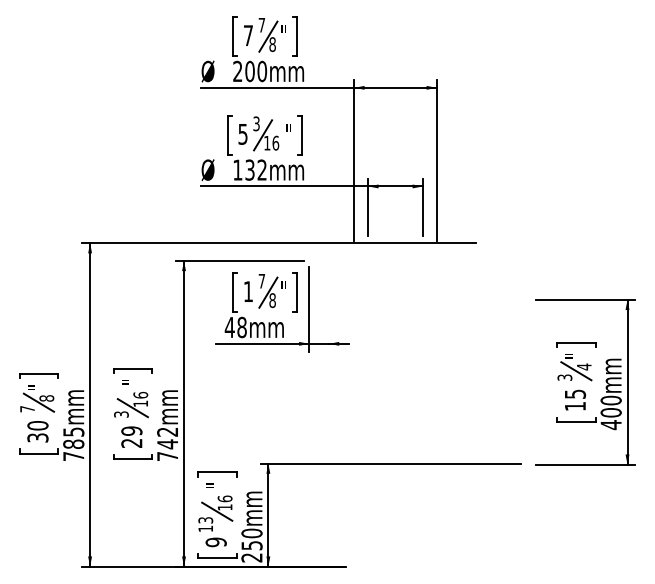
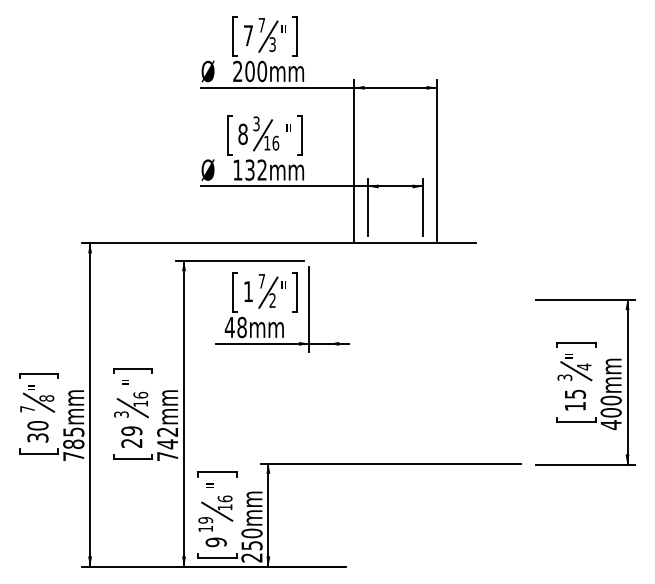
text: 8 -> 3 (272, 44)
text: 5 -> 8 (242, 133)
text: 8 -> 2 (272, 300)
text: 13 -> 19 (205, 520)
